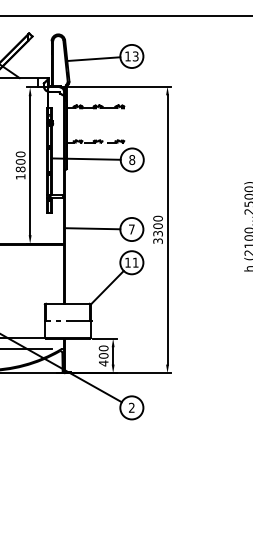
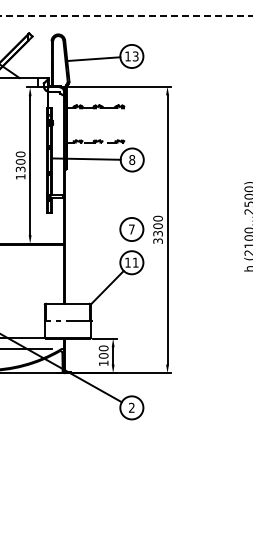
line: solid -> dashed (126, 16)
text: 1800 -> 1300 (20, 169)
line: present -> none (93, 228)
text: 400 -> 100 (103, 363)
